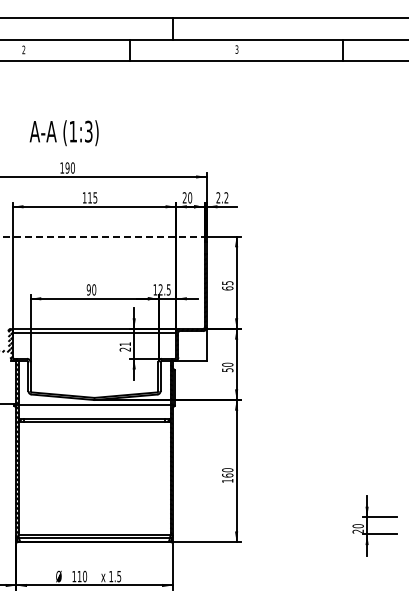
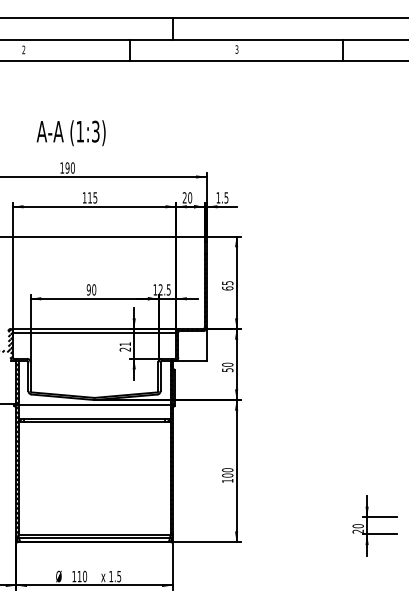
text position: (63, 133) -> (70, 133) (70, 133)
text: 2.2 -> 1.5 (222, 197)
line: dashed -> solid (102, 236)
text: 160 -> 100 (227, 475)
